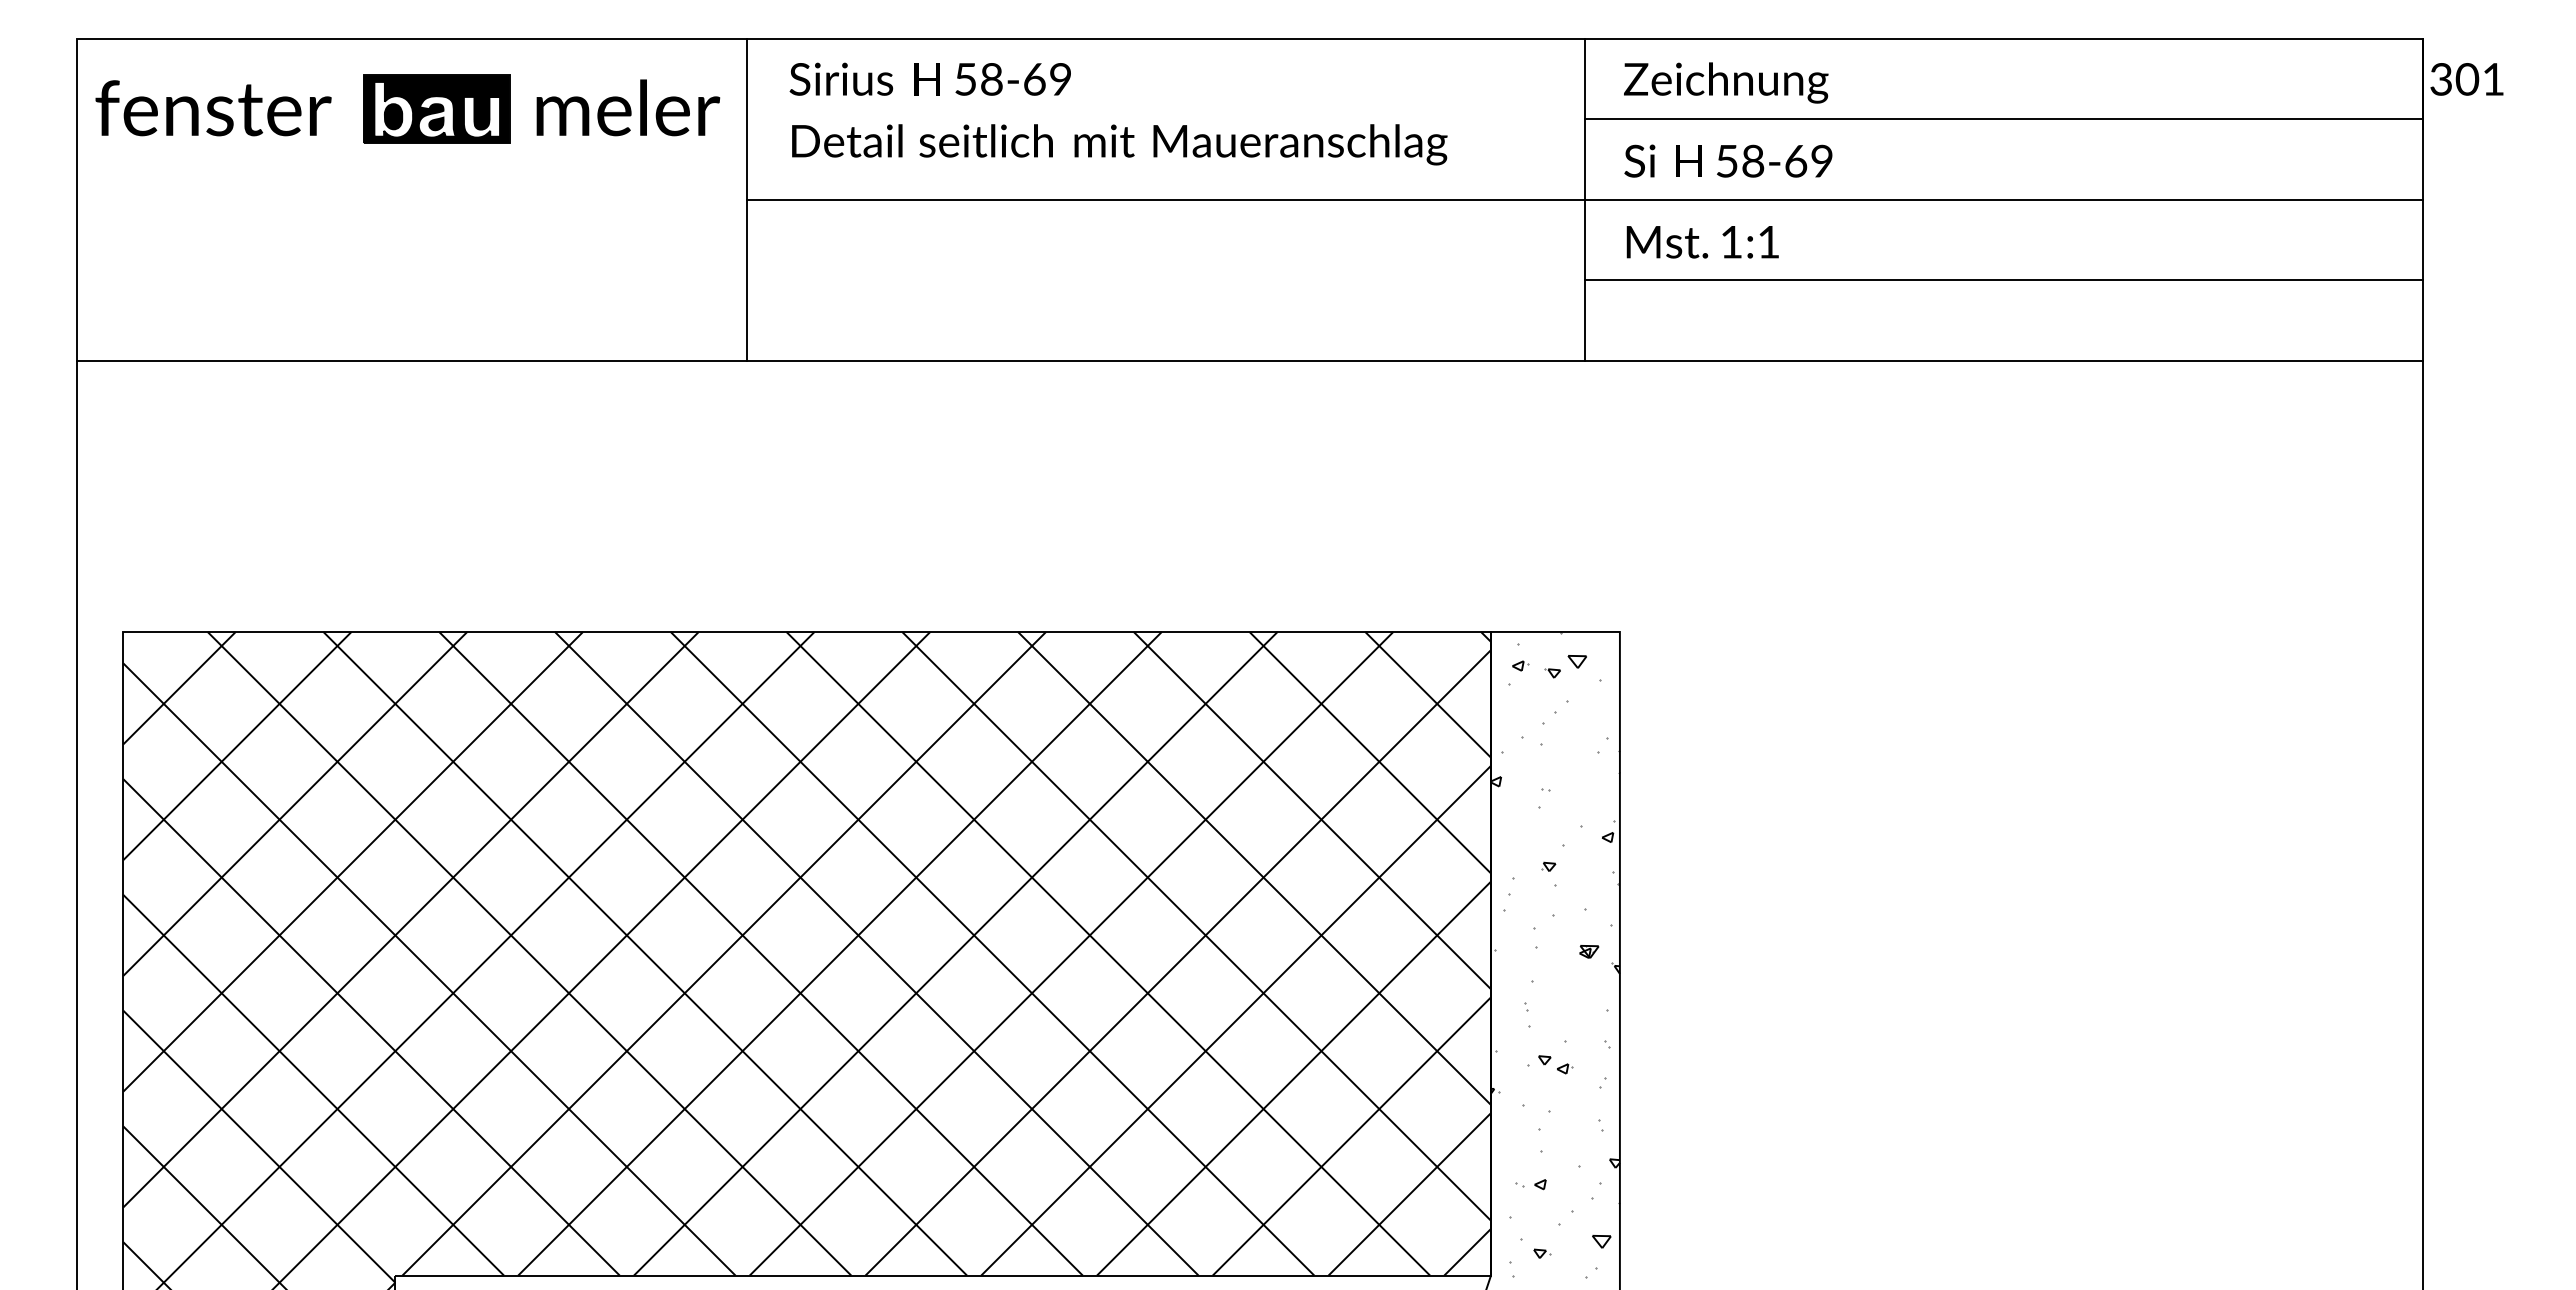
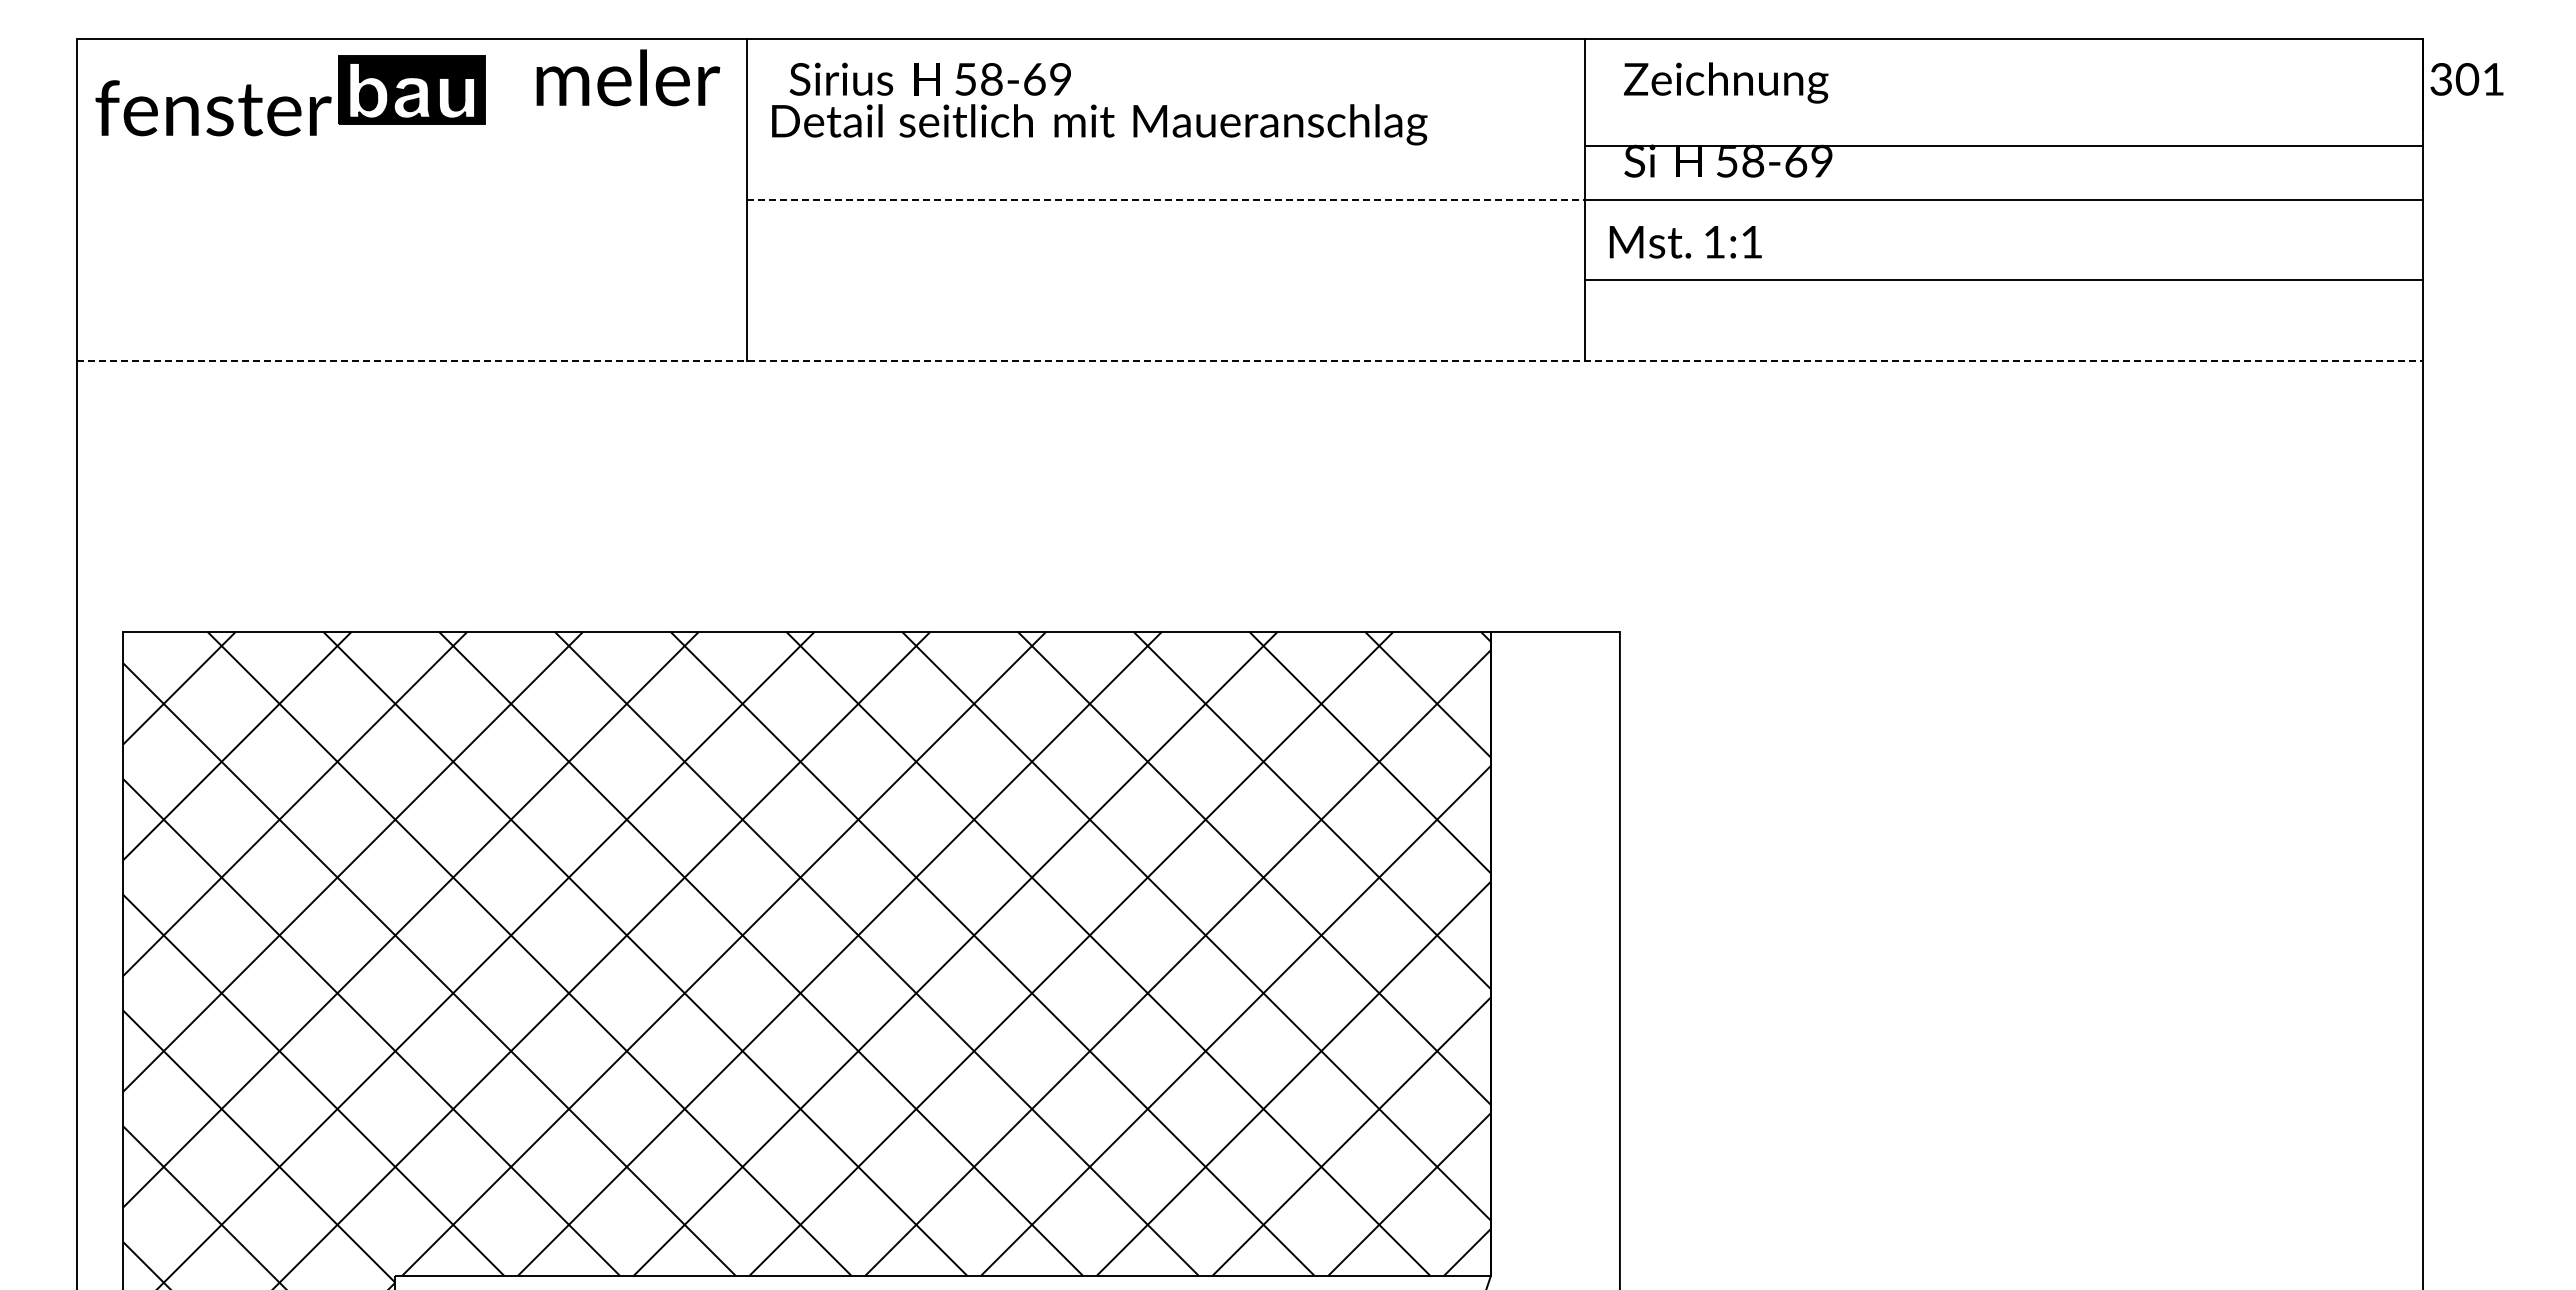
text position: (628, 107) -> (628, 77) (628, 77)
part position: (436, 108) -> (411, 89) (411, 89)
line position: (2004, 119) -> (2004, 146) (2004, 146)
text position: (1119, 144) -> (1099, 124) (1099, 124)
line: solid -> dashed (1166, 199)
text position: (1702, 242) -> (1685, 242) (1685, 242)
line: solid -> dashed (1250, 360)
hatch: present -> none (1555, 954)
